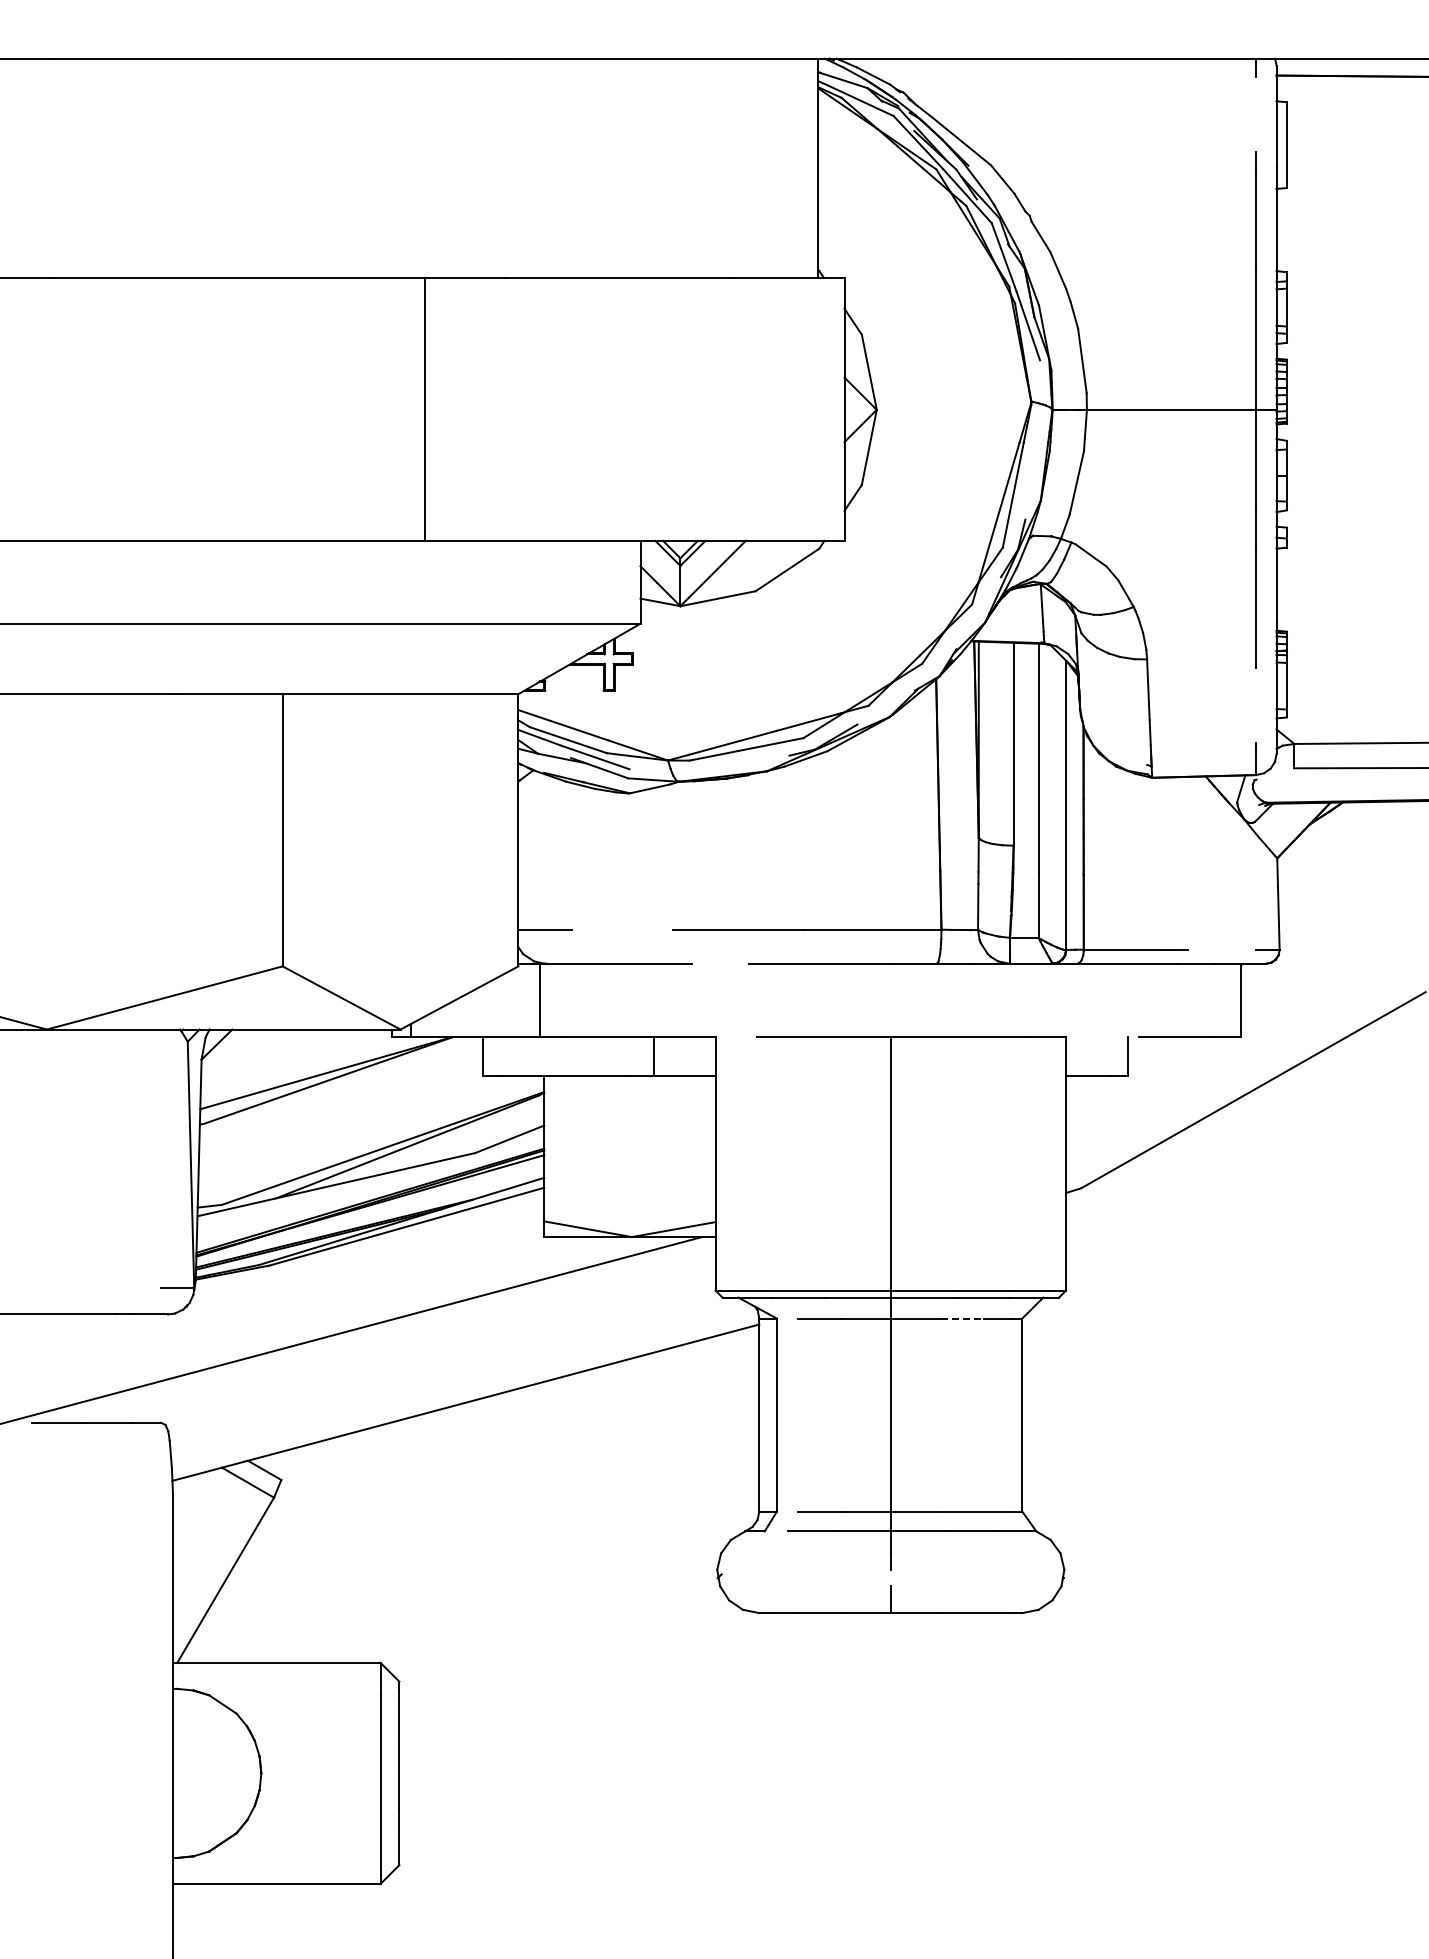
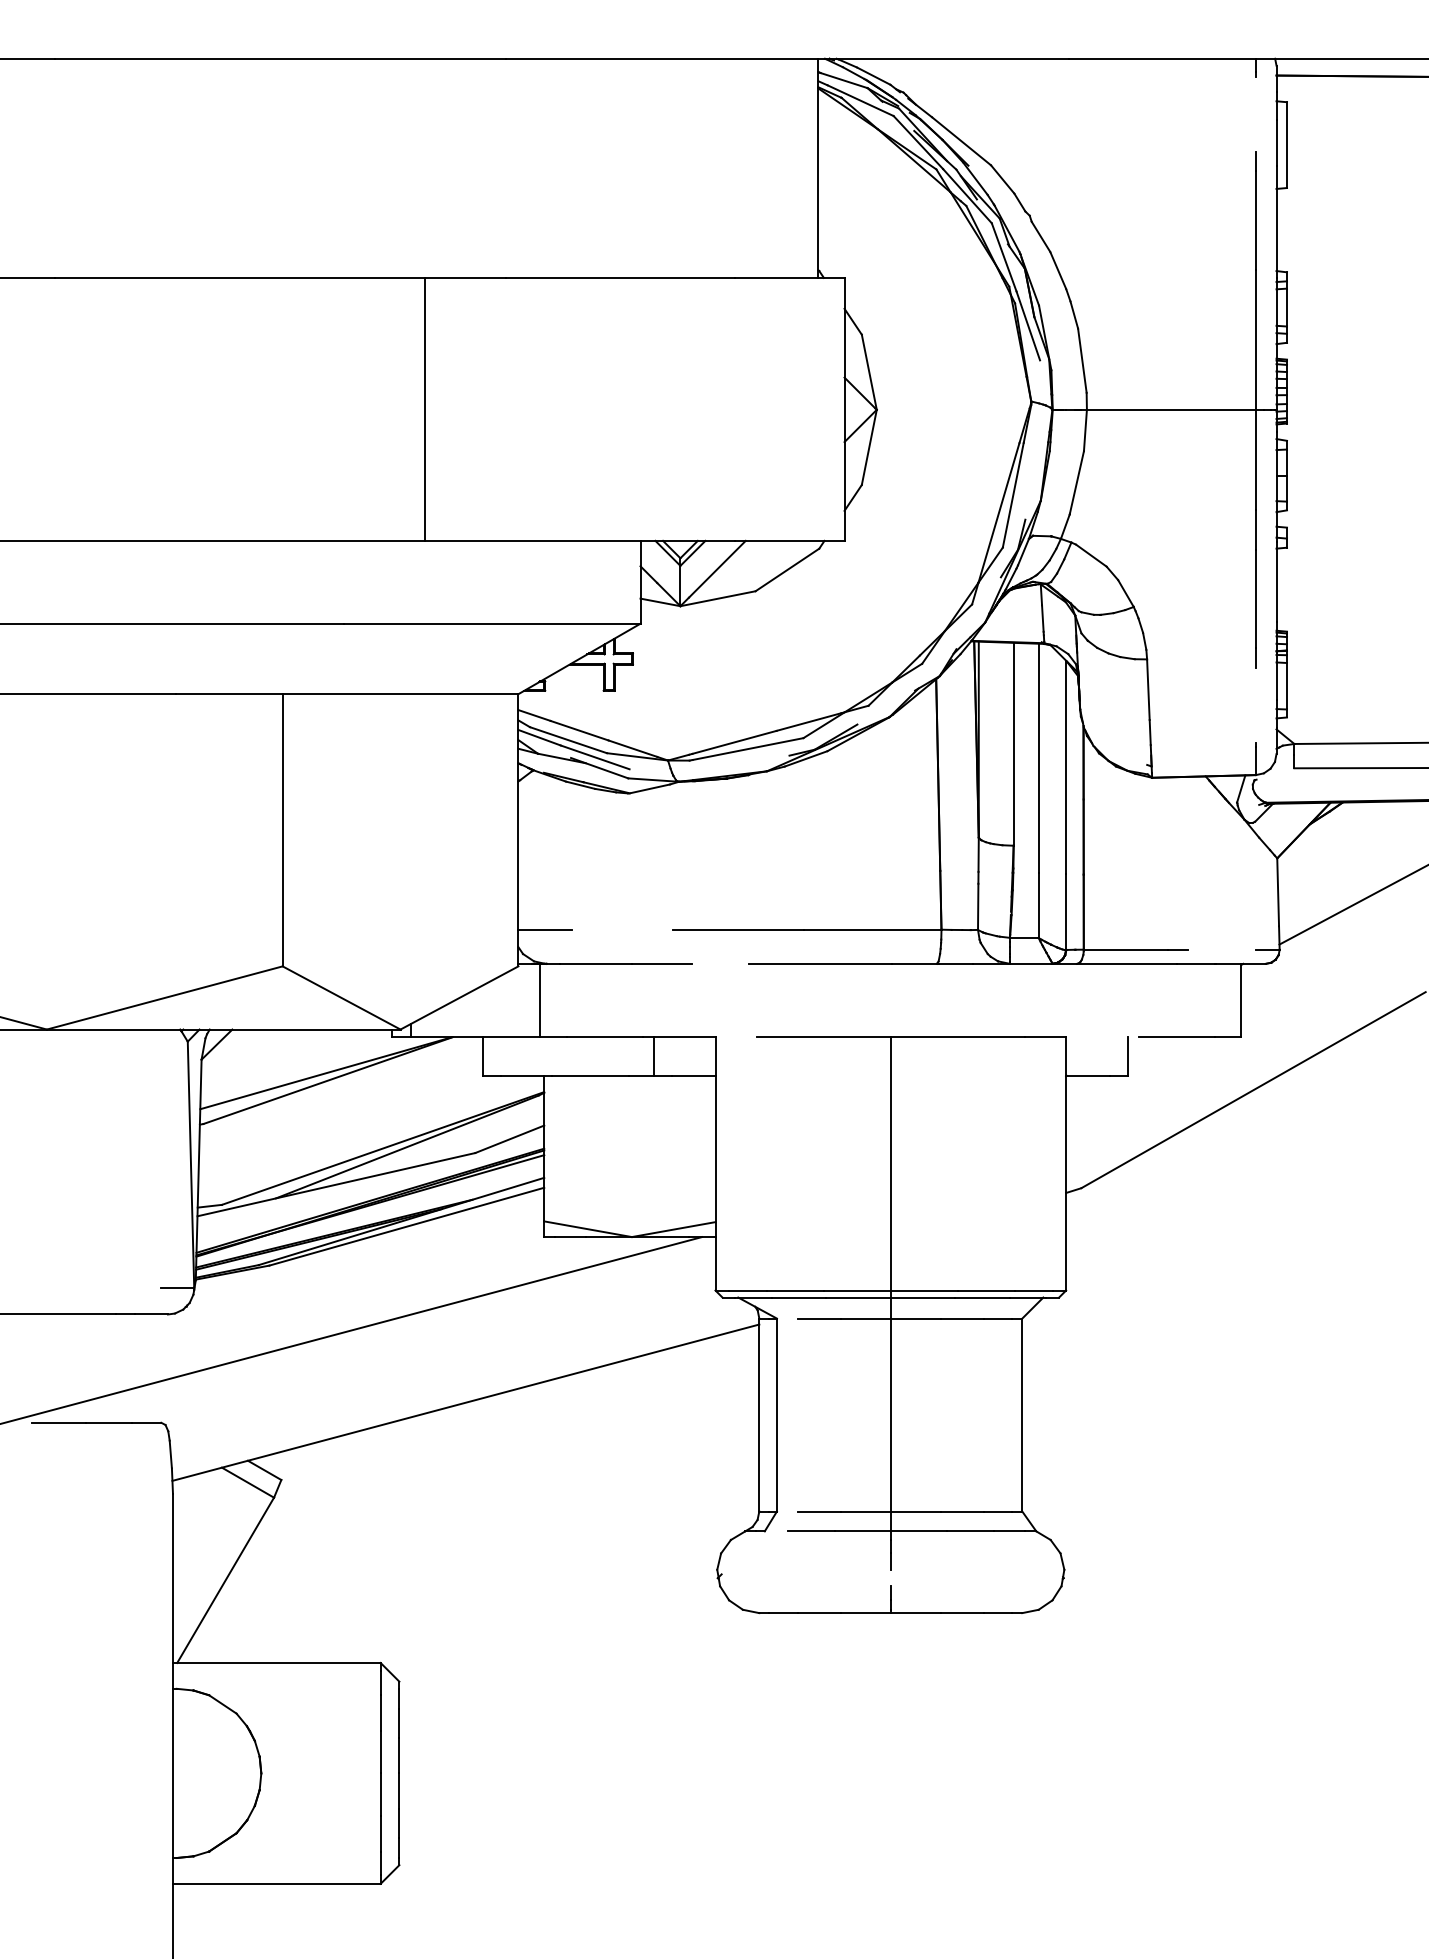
line: none -> present (1352, 905)
line: dashed -> solid (962, 1318)
